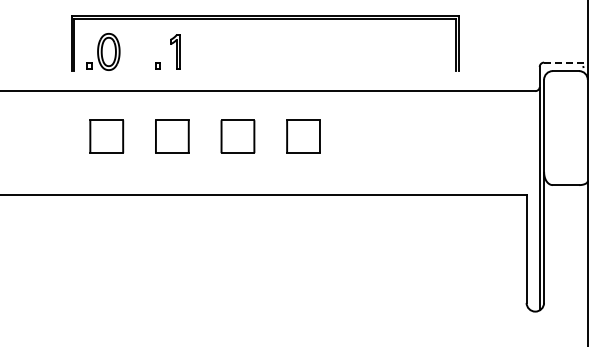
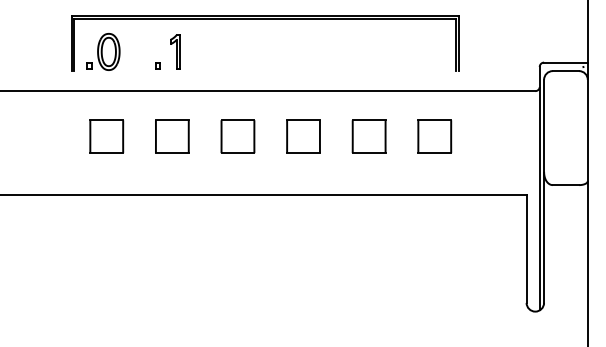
line: dashed -> solid (565, 62)
part: none -> present (368, 136)
part: none -> present (434, 136)
